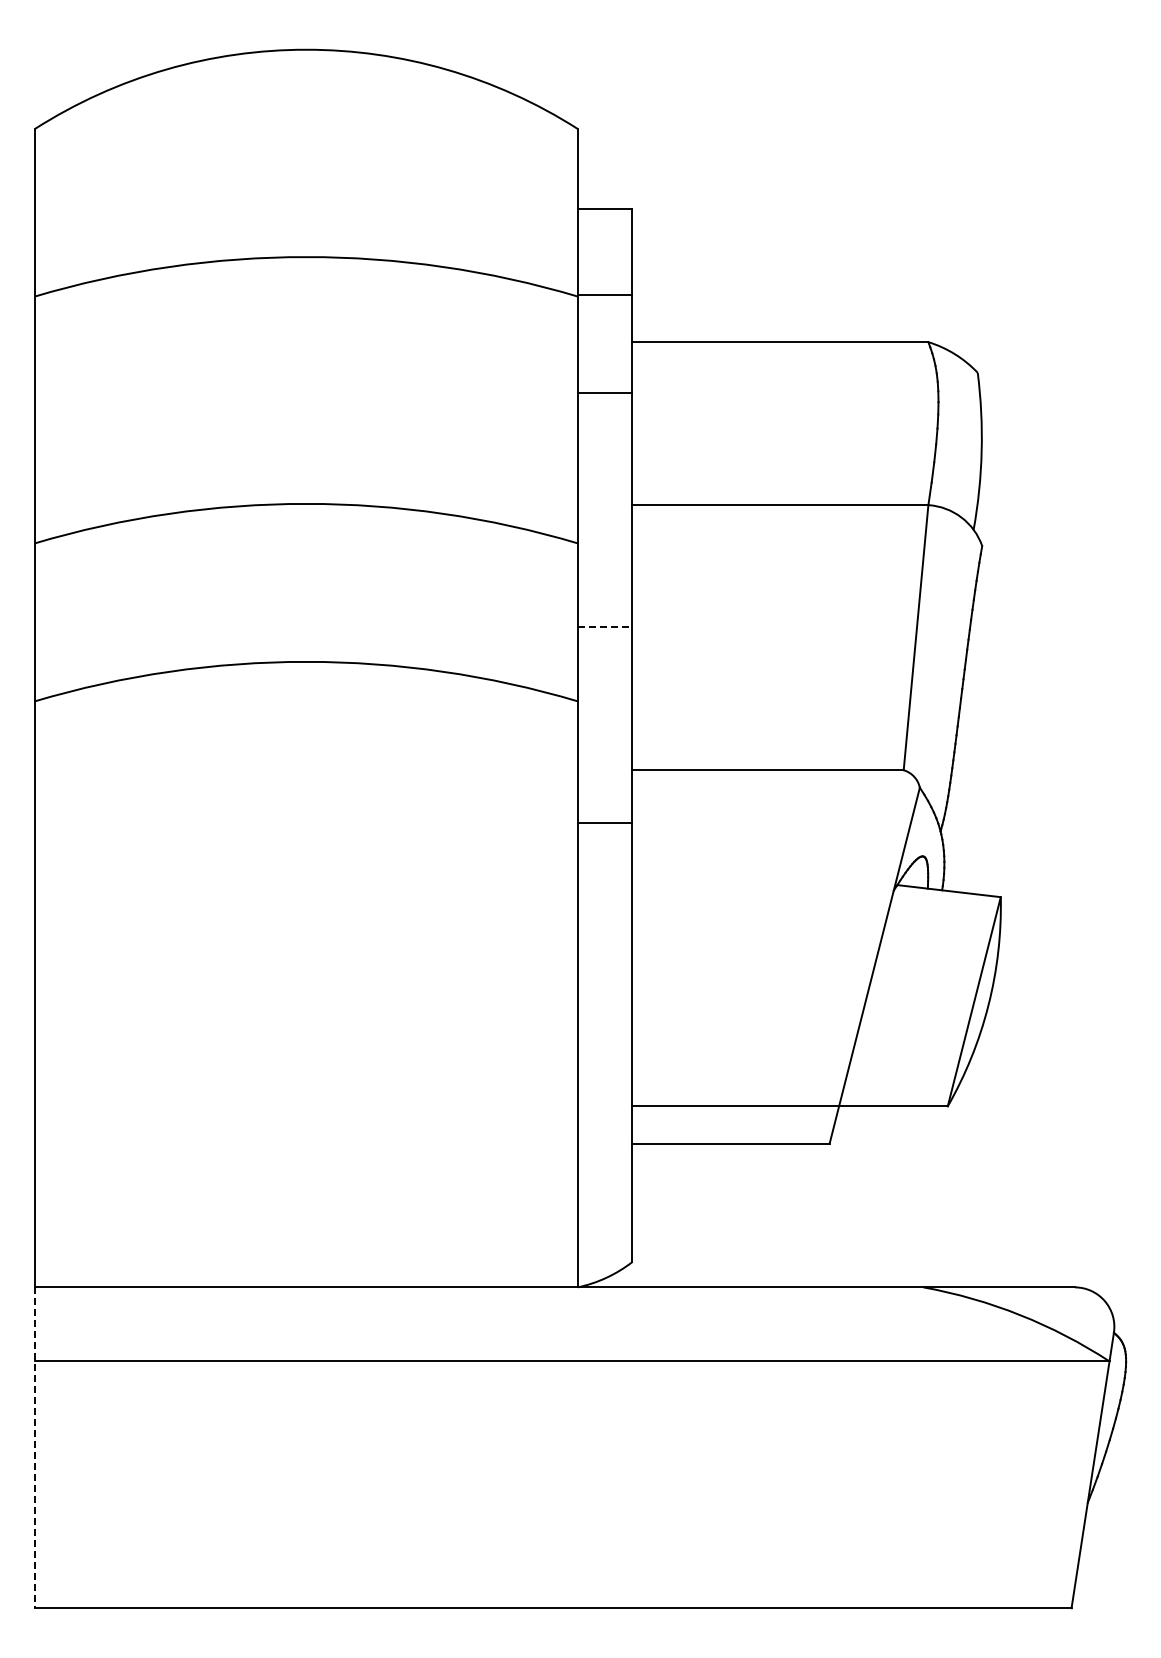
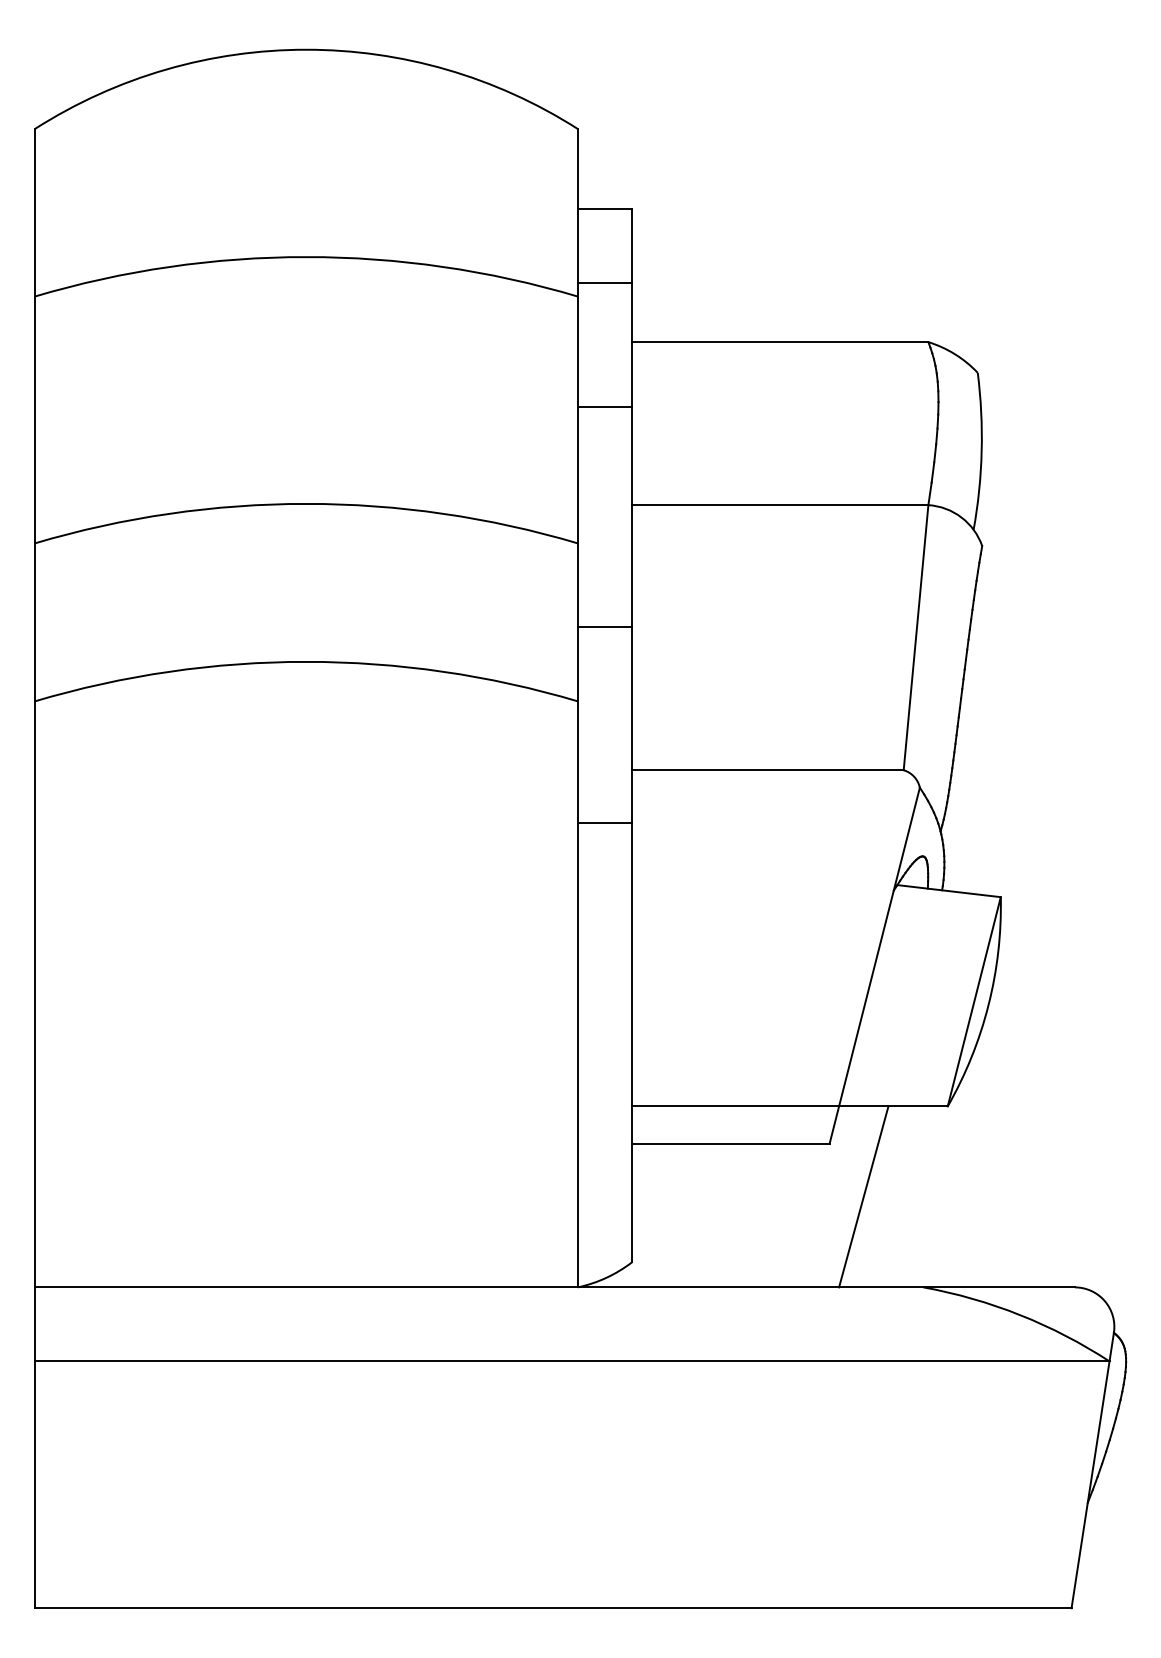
line position: (604, 294) -> (604, 282) (604, 282)
line position: (604, 392) -> (604, 406) (604, 406)
line: dashed -> solid (605, 627)
line: none -> present (863, 1196)
line: dashed -> solid (34, 1448)
